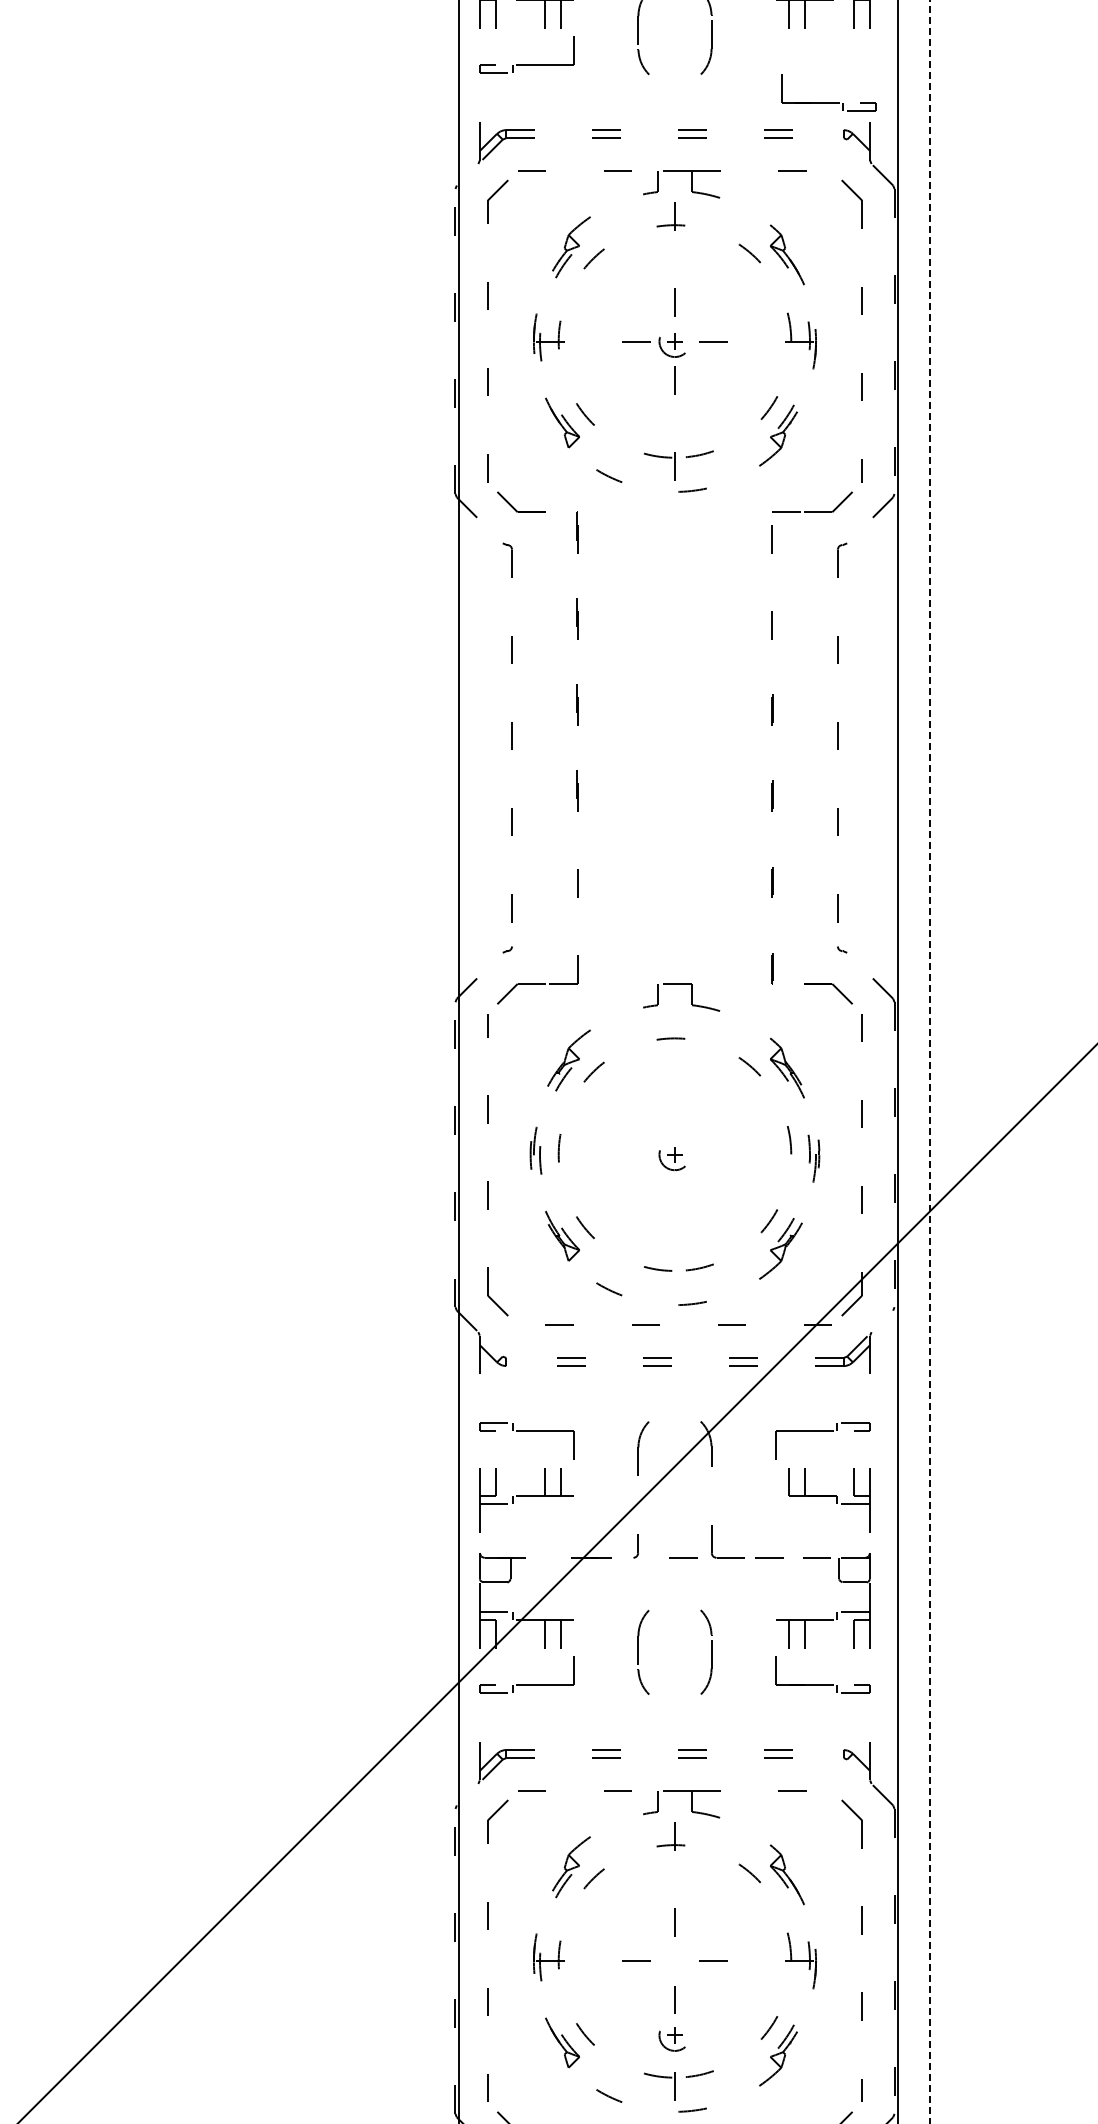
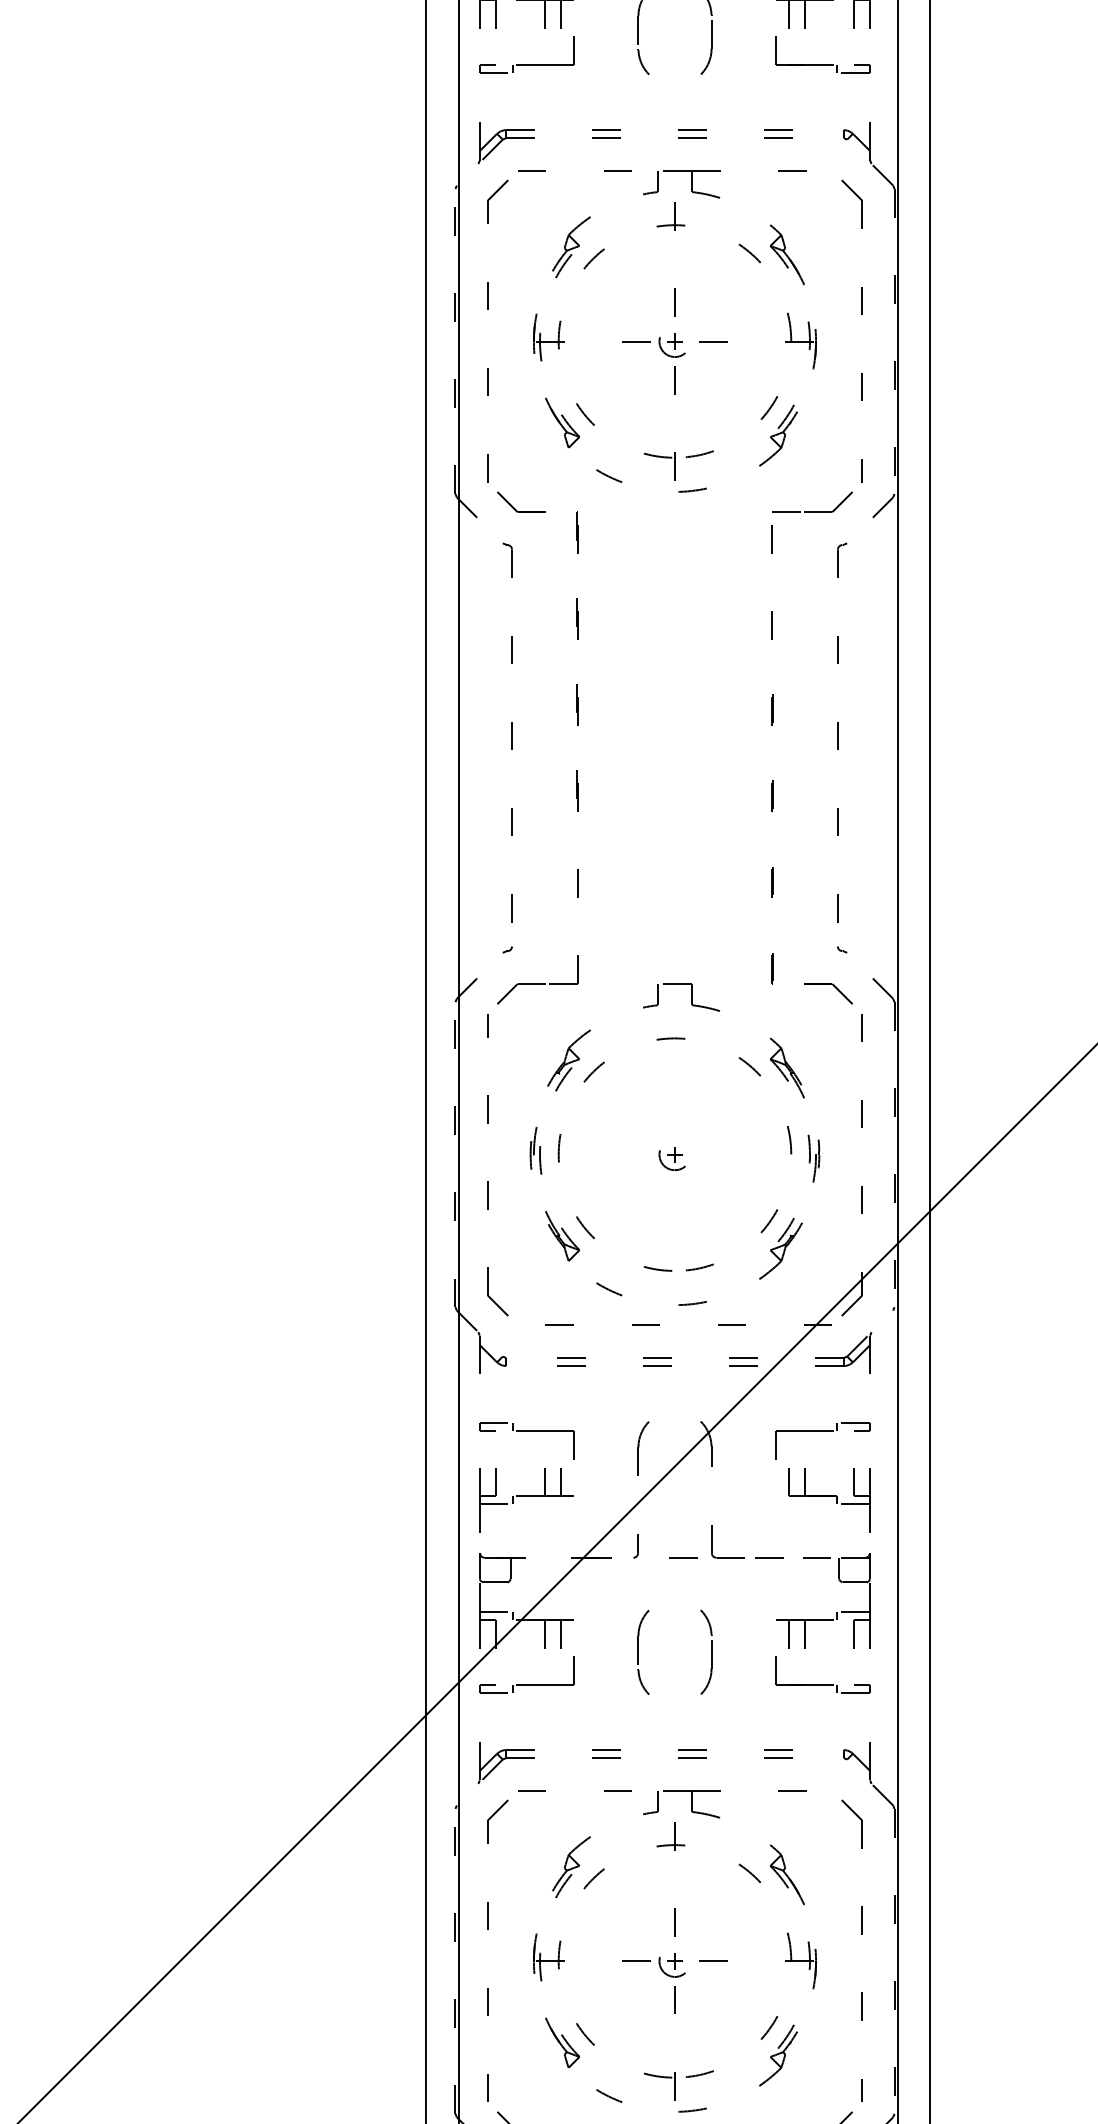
part position: (828, 102) -> (822, 64) (822, 64)
line: none -> present (425, 1061)
line: dashed -> solid (930, 1062)
part position: (671, 2039) -> (671, 1965) (671, 1965)
